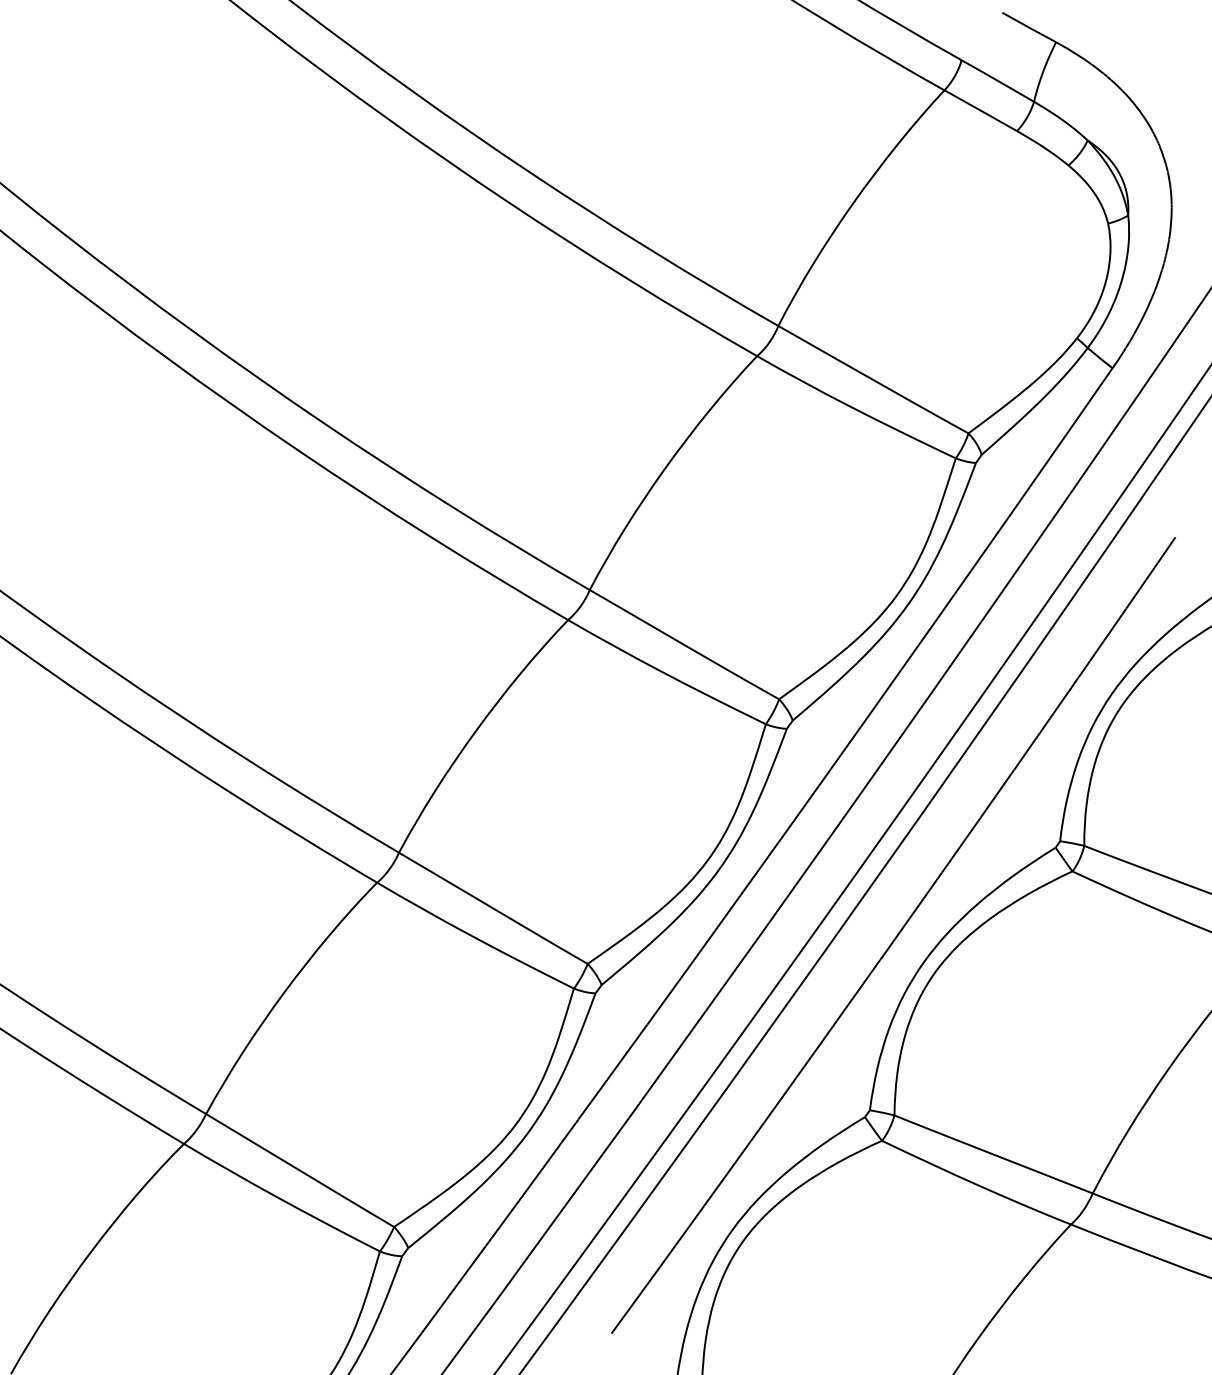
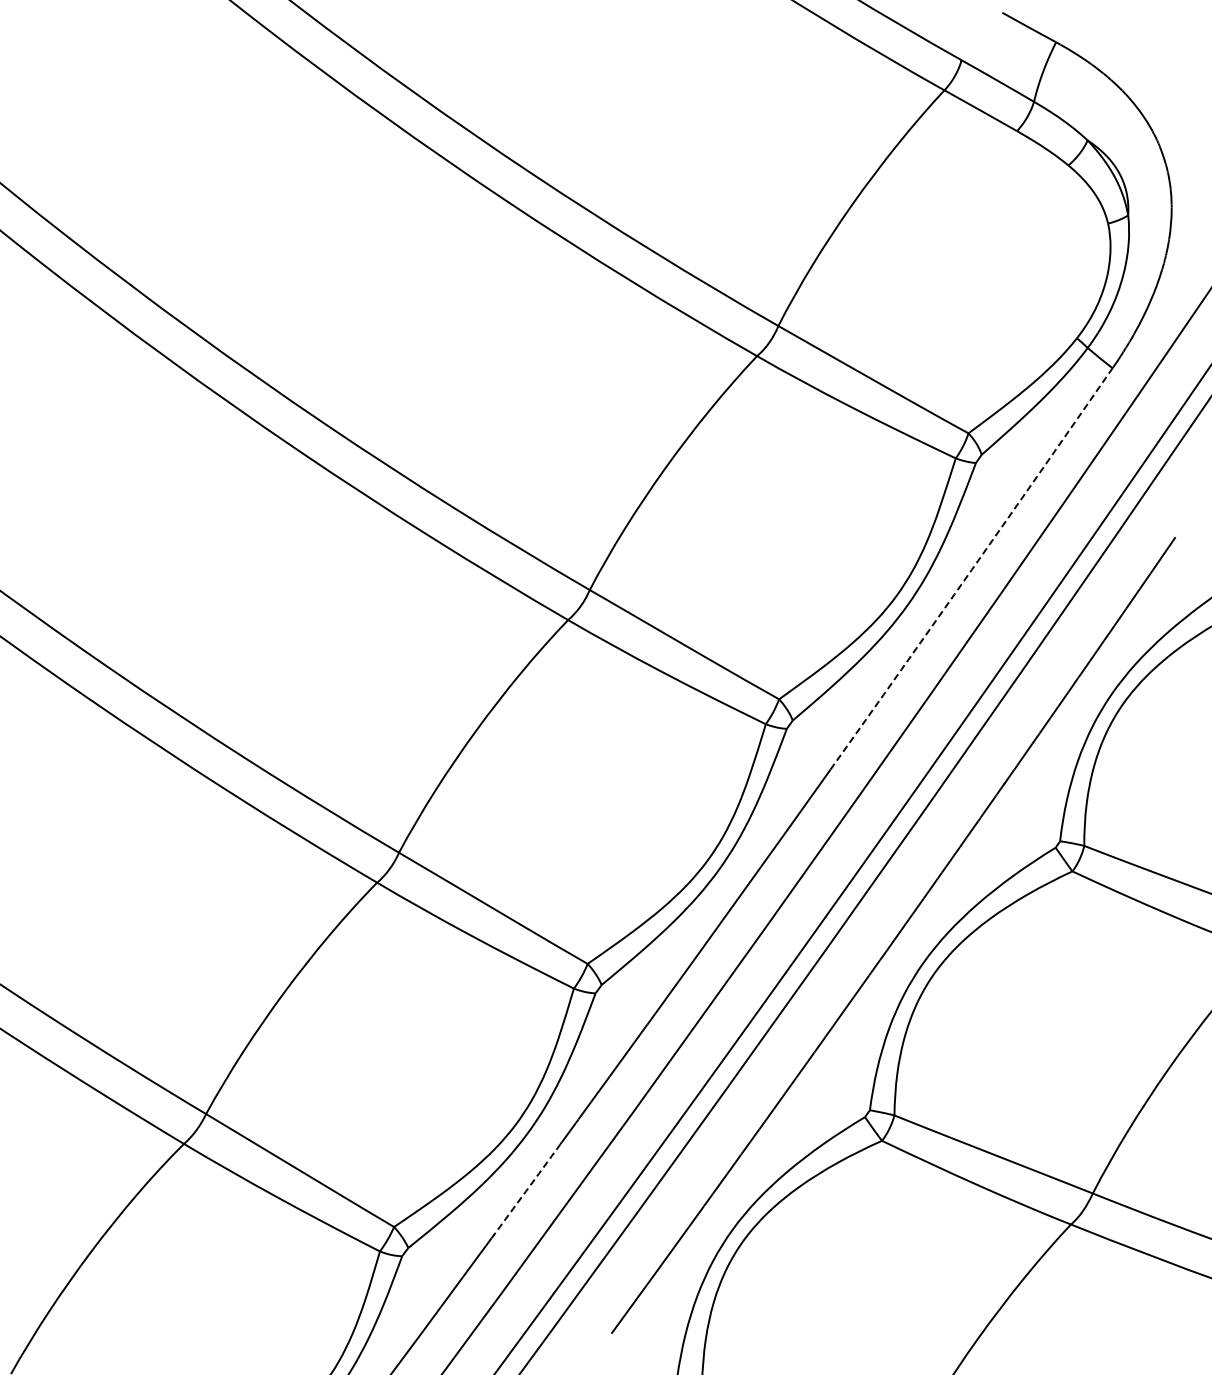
arc: solid -> dashed (972, 569)
arc: solid -> dashed (525, 1191)
